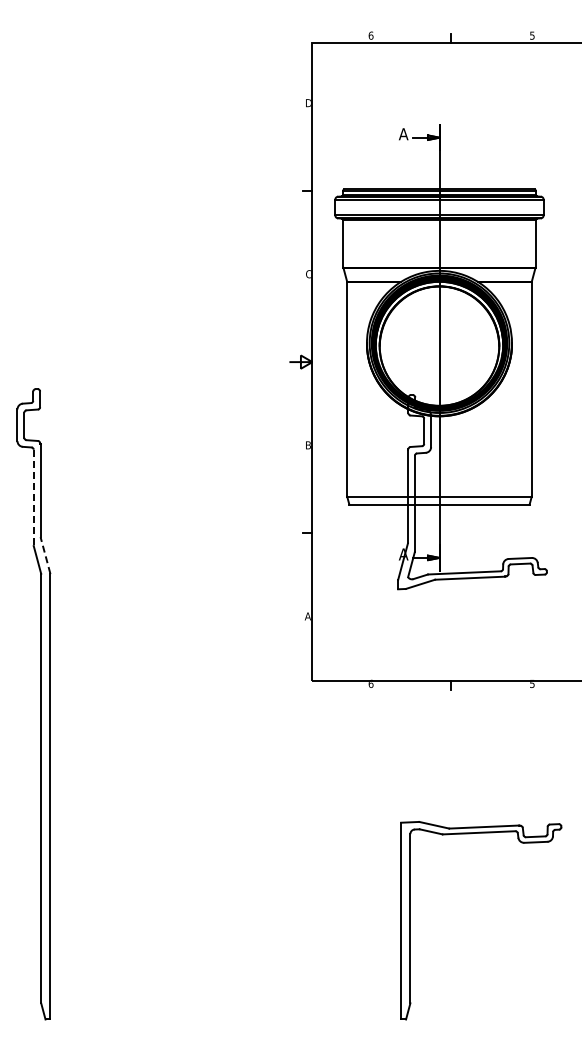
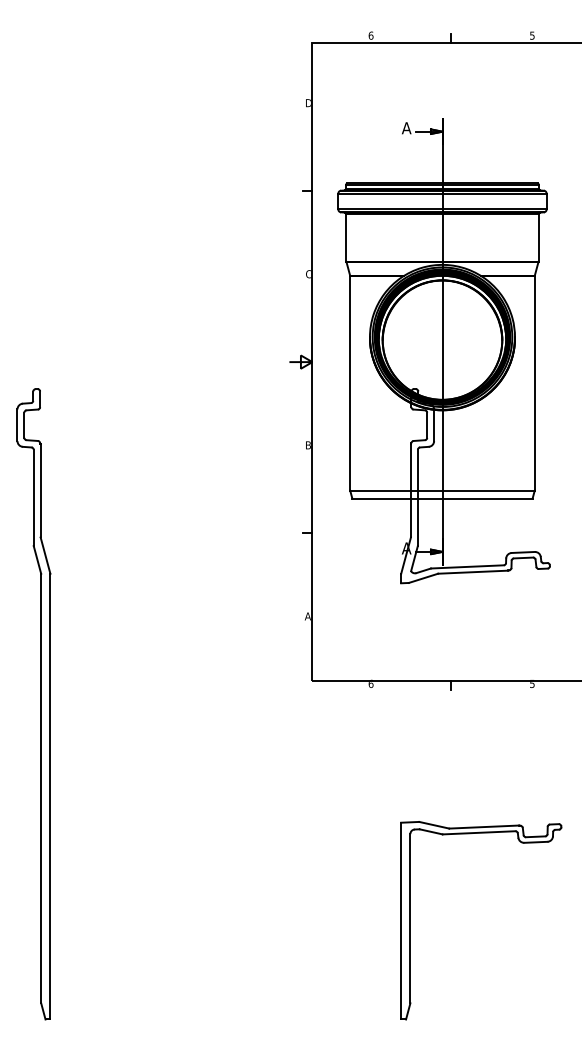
part position: (440, 357) -> (443, 351) (443, 351)
line: dashed -> solid (33, 498)
line: dashed -> solid (45, 555)
